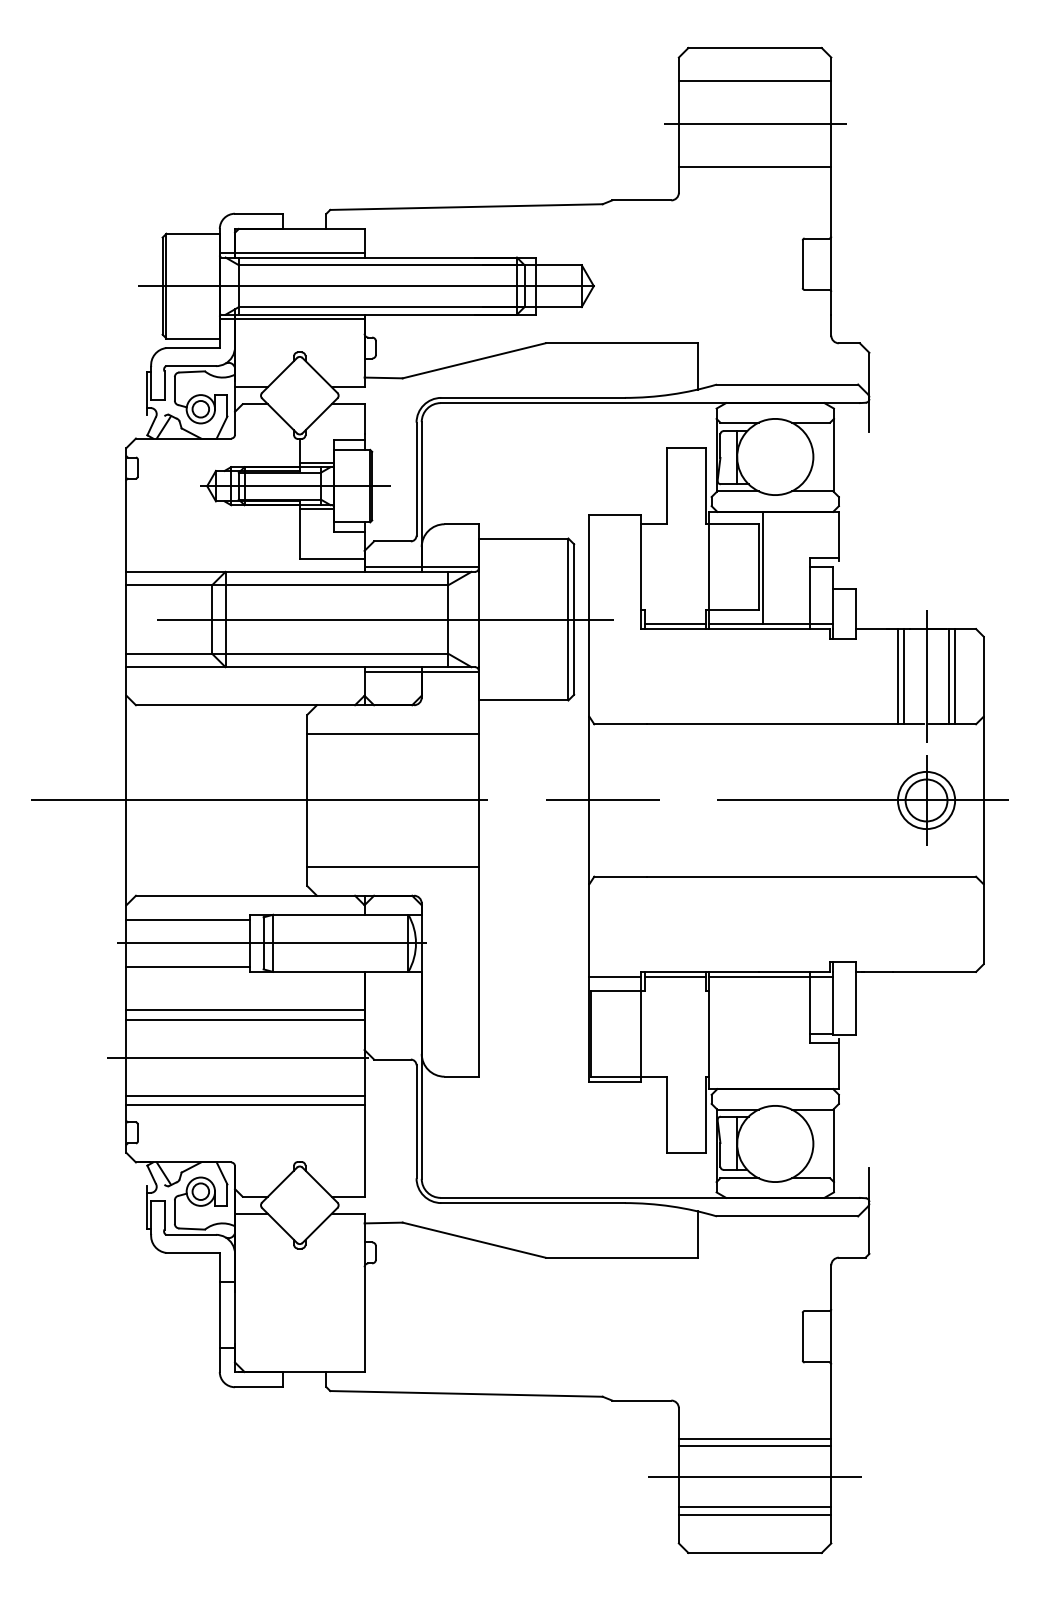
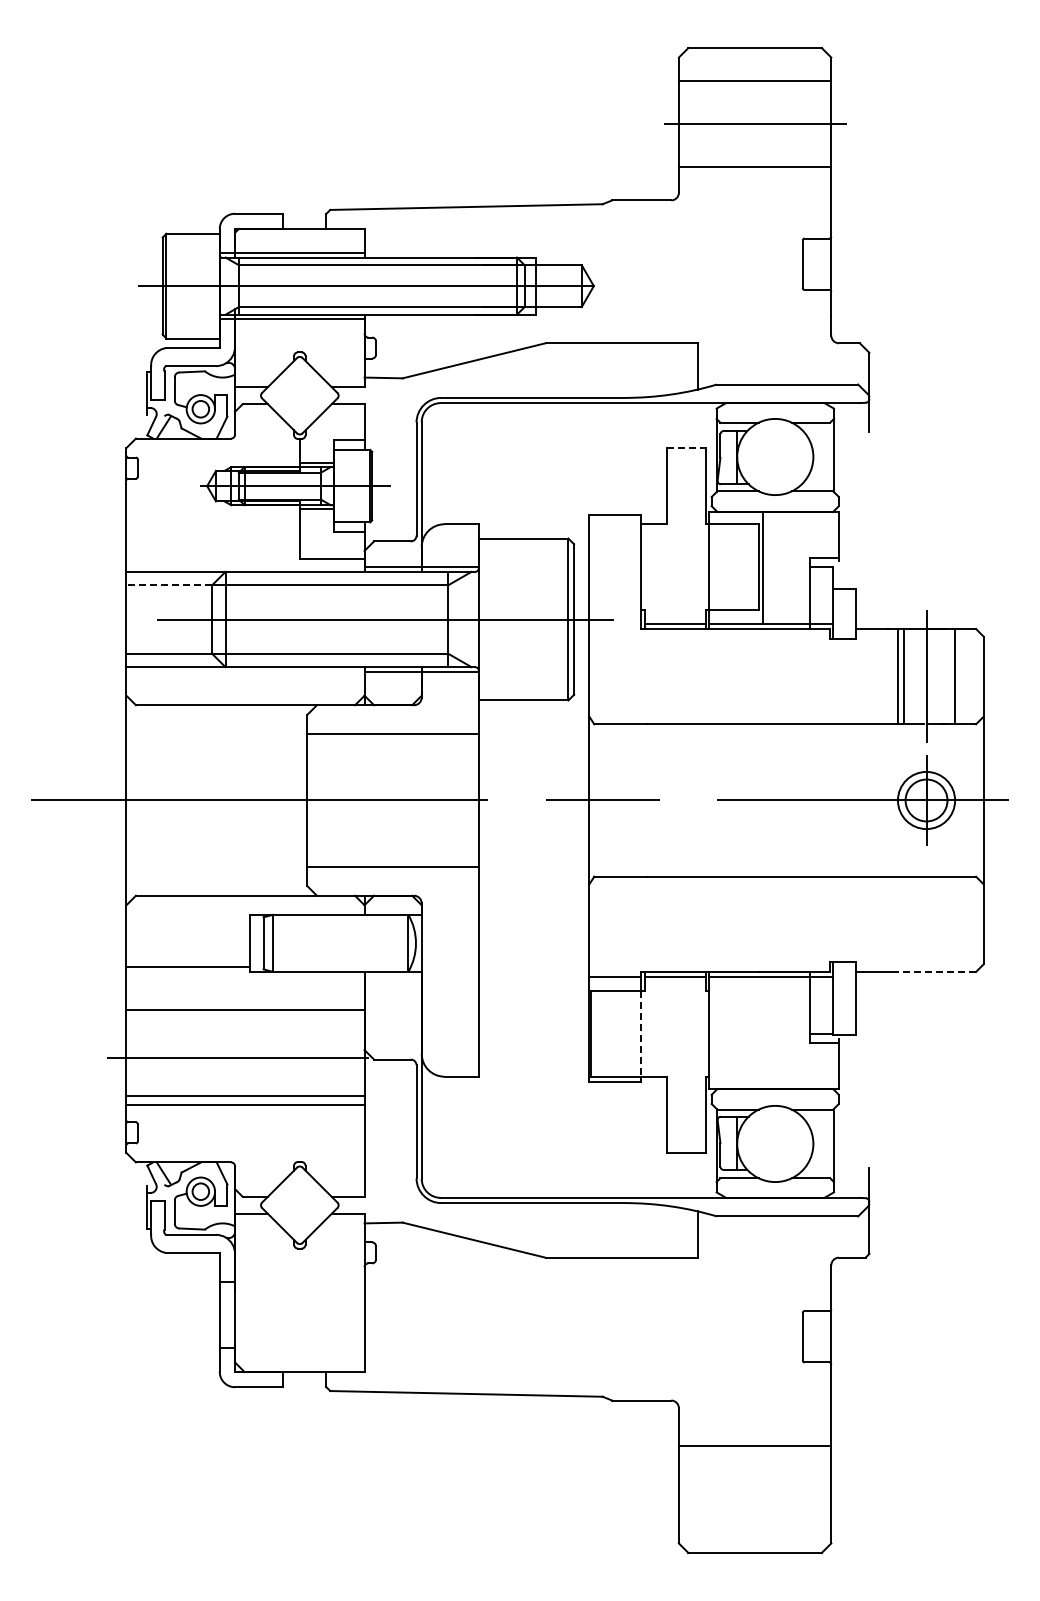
line: solid -> dashed (687, 448)
line: solid -> dashed (169, 585)
line: present -> none (949, 676)
line: present -> none (188, 919)
line: present -> none (271, 943)
line: solid -> dashed (934, 971)
line: present -> none (245, 1019)
line: solid -> dashed (640, 1033)
line: present -> none (754, 1438)
line: present -> none (754, 1476)
line: present -> none (754, 1507)
line: present -> none (754, 1514)
